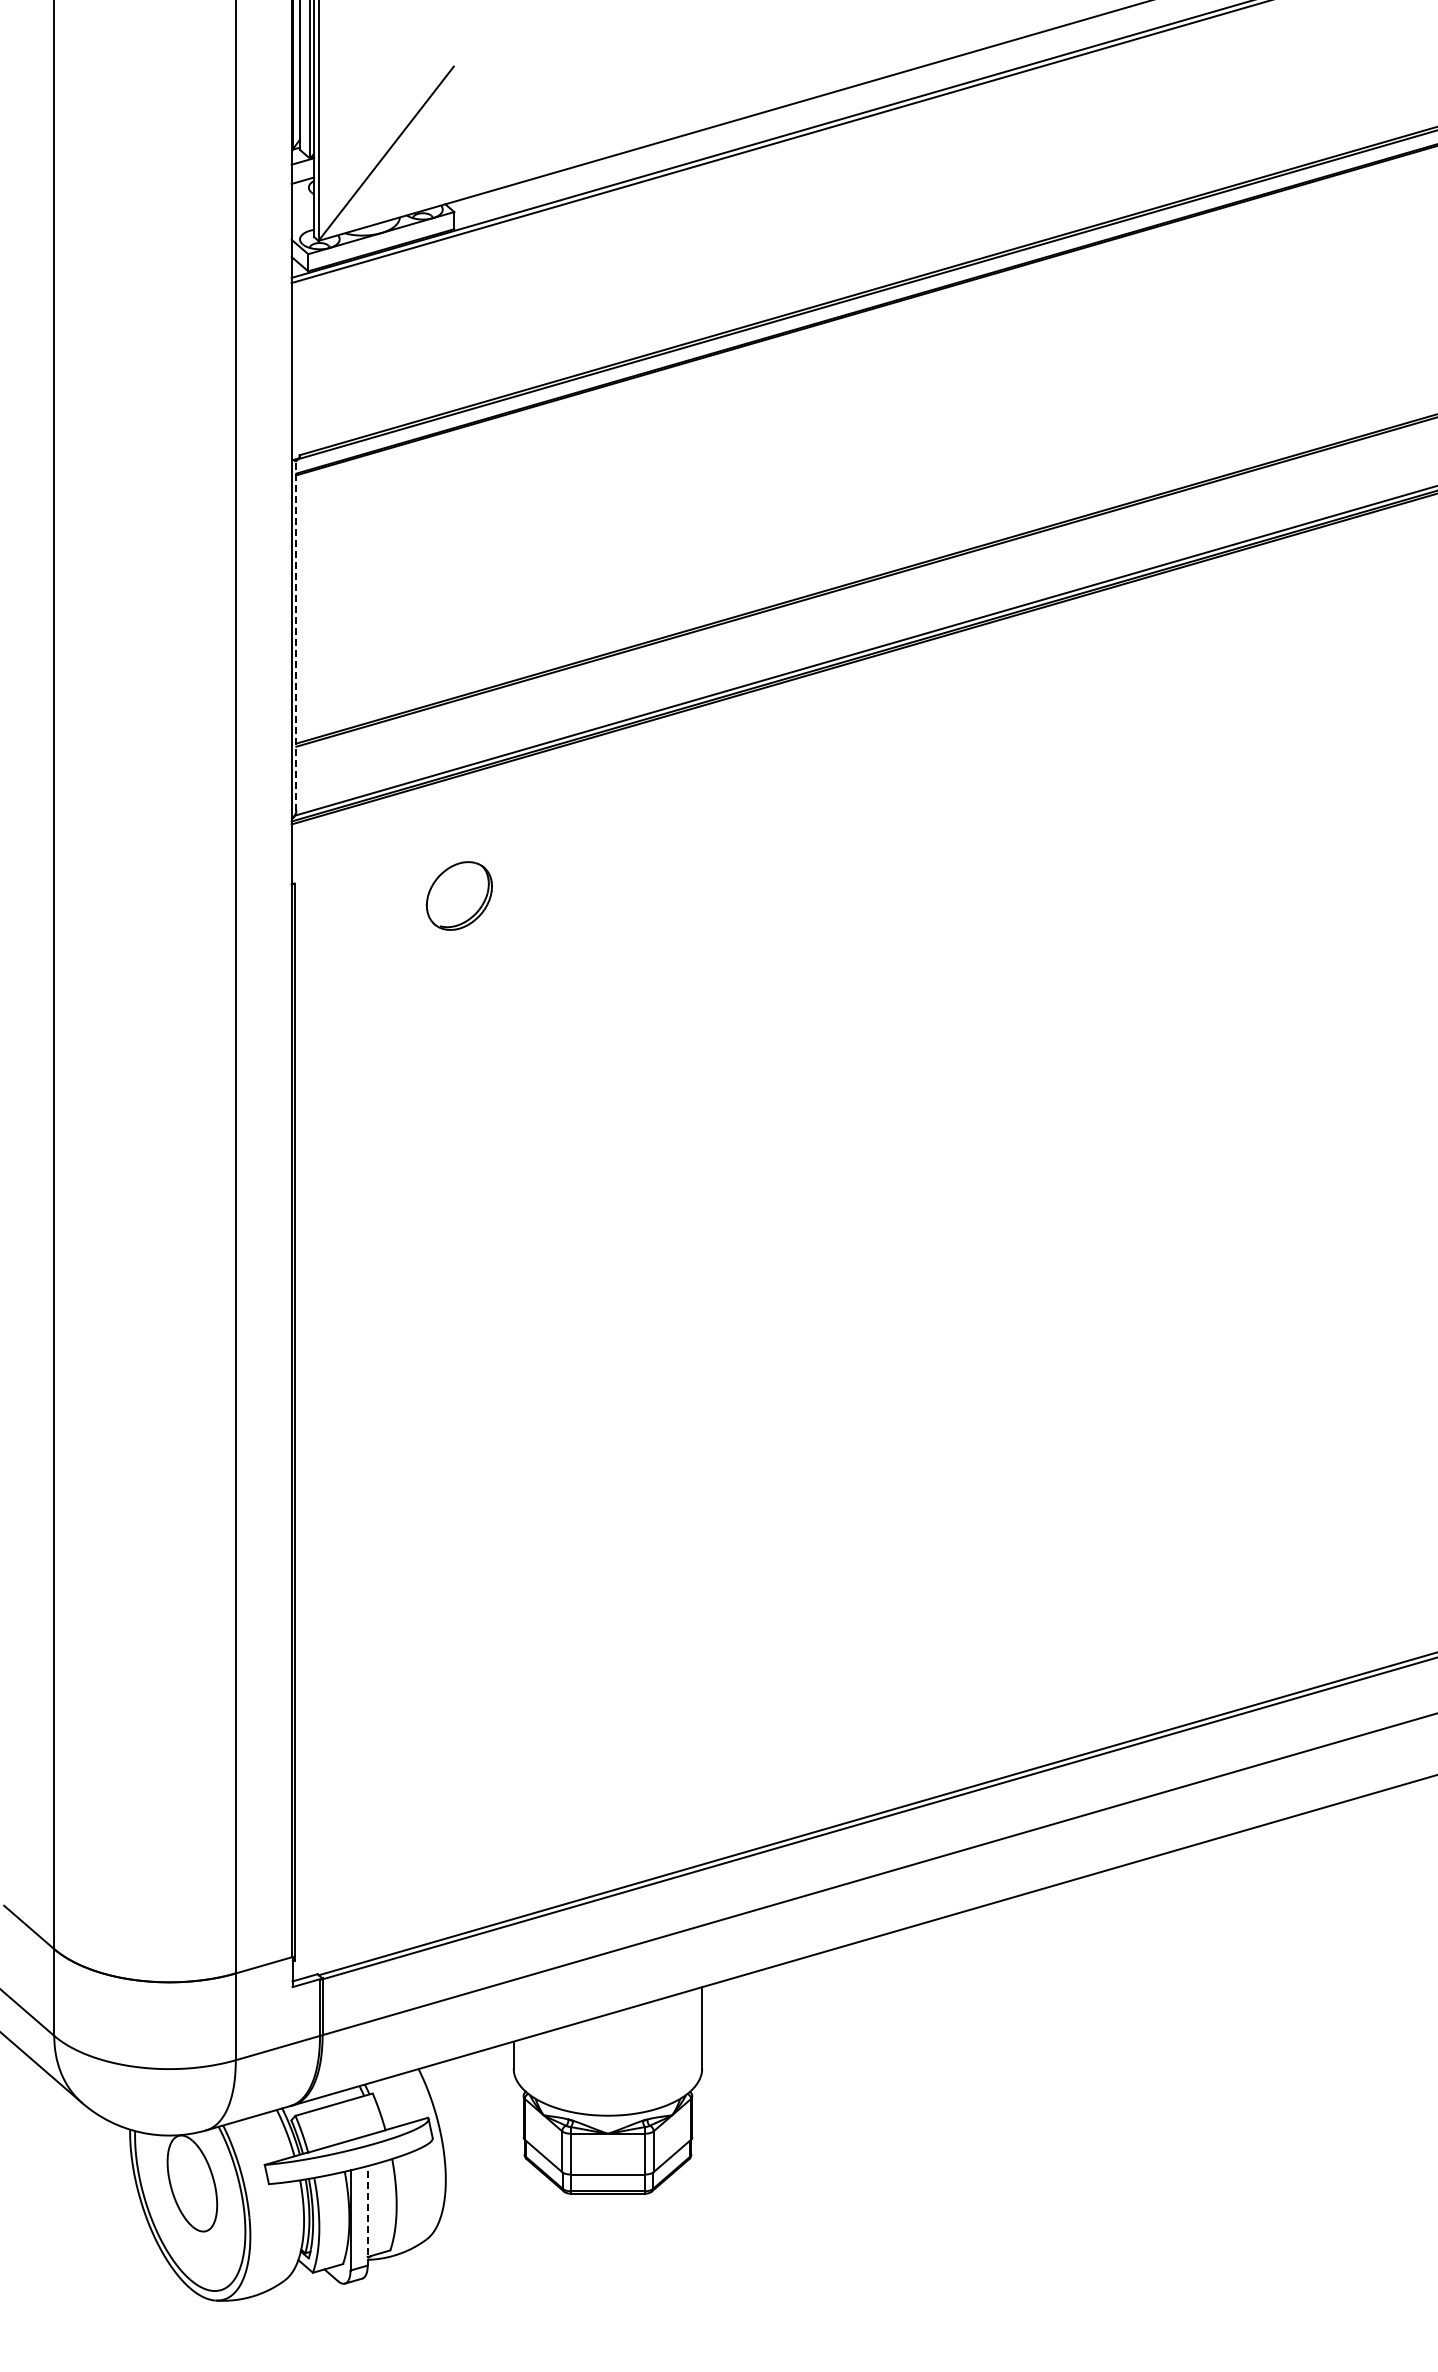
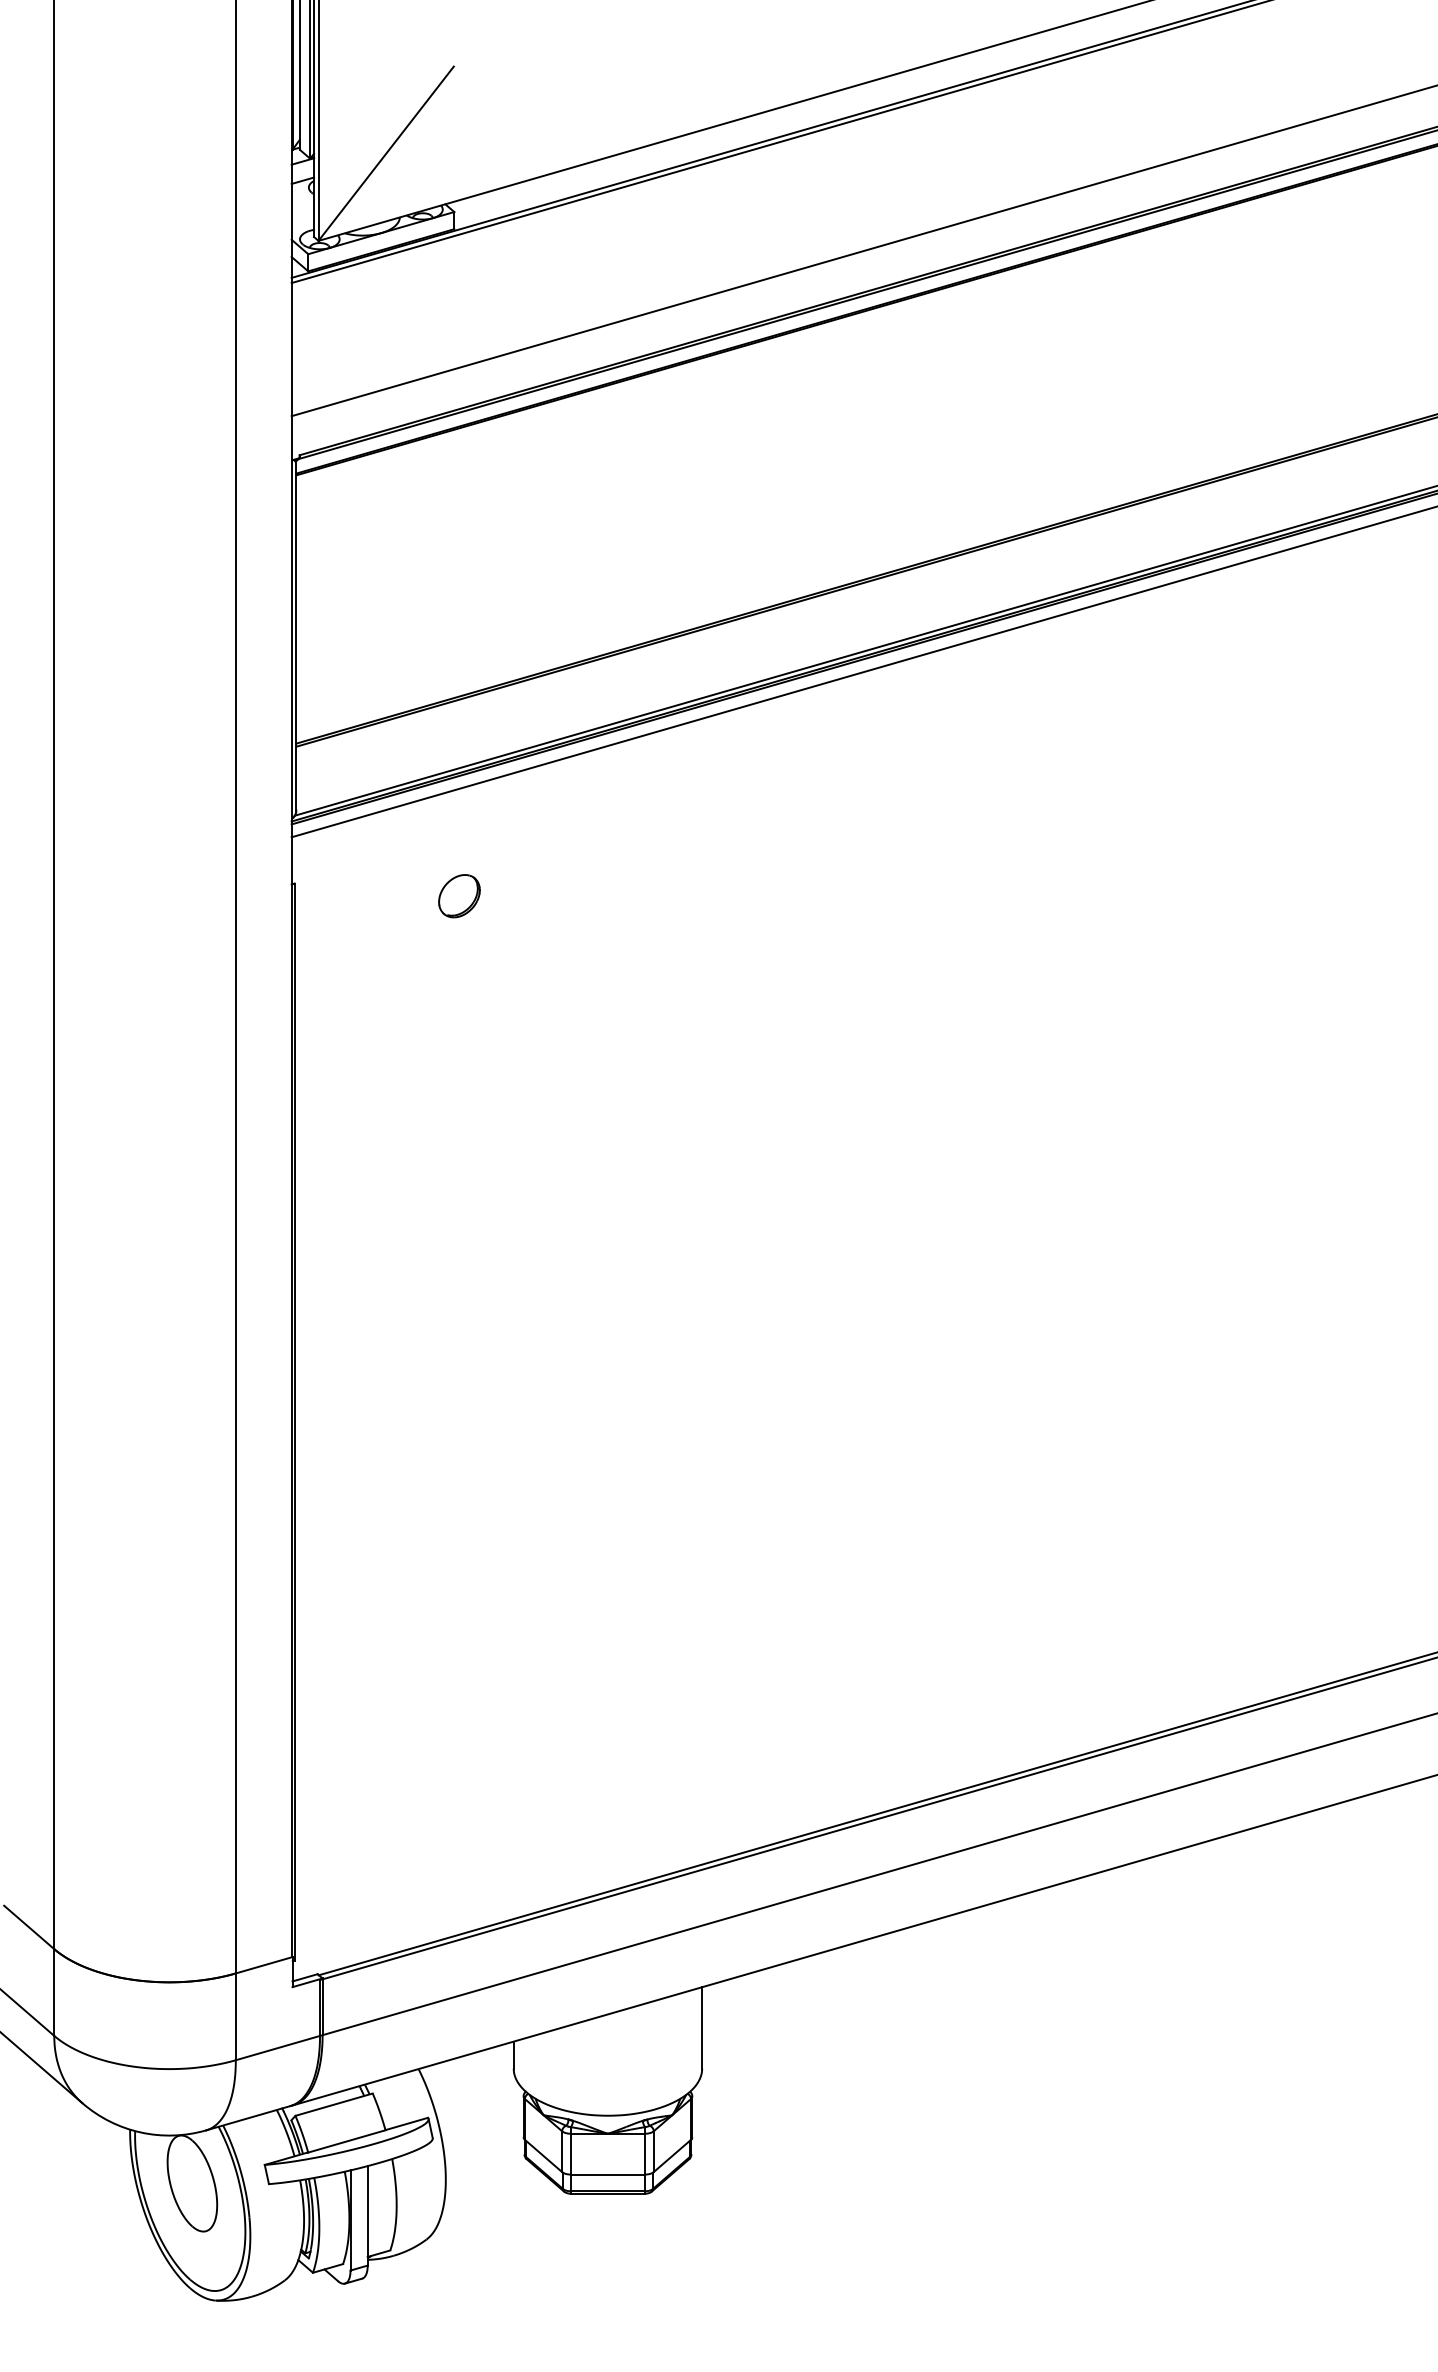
line: none -> present (862, 251)
line: dashed -> solid (296, 635)
line: none -> present (862, 672)
part size: 68x70 px -> 43x45 px (459, 896)
line: dashed -> solid (367, 2215)
